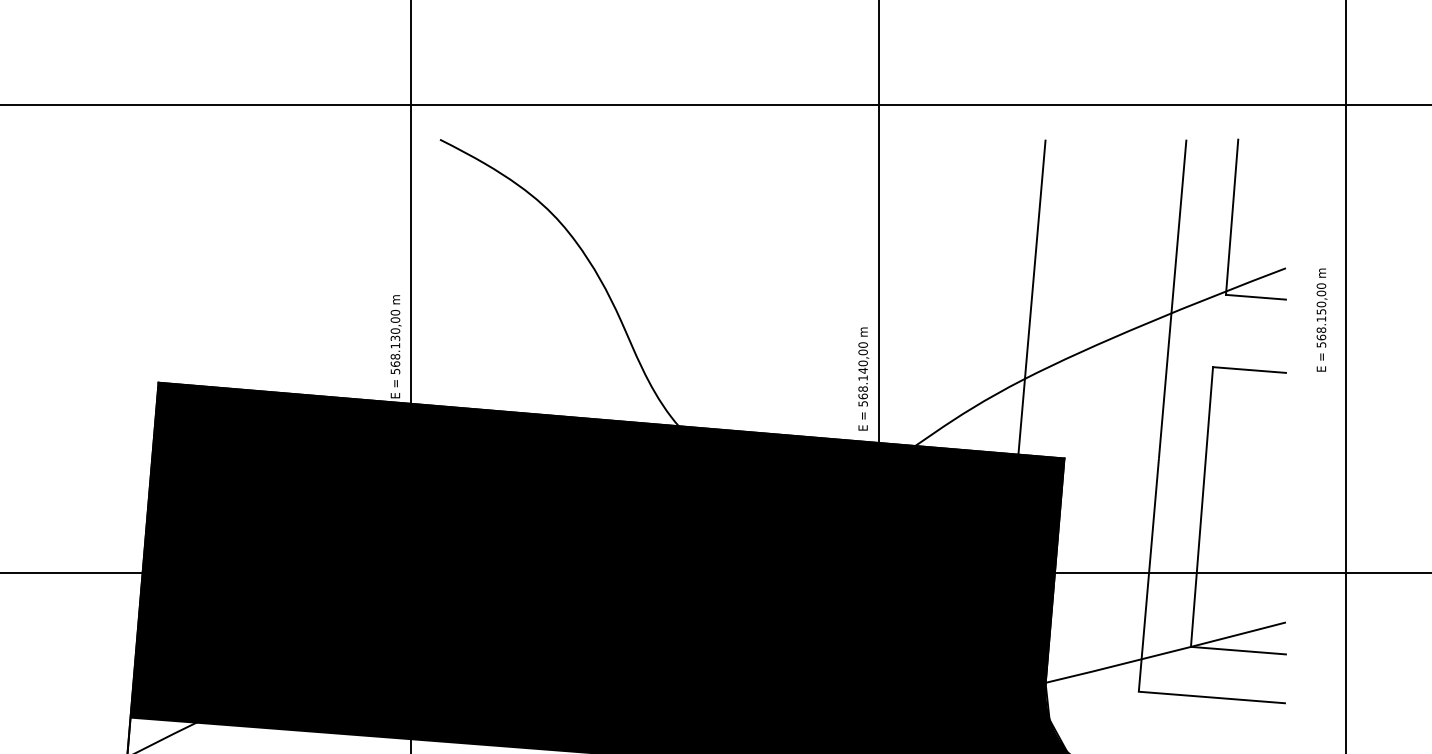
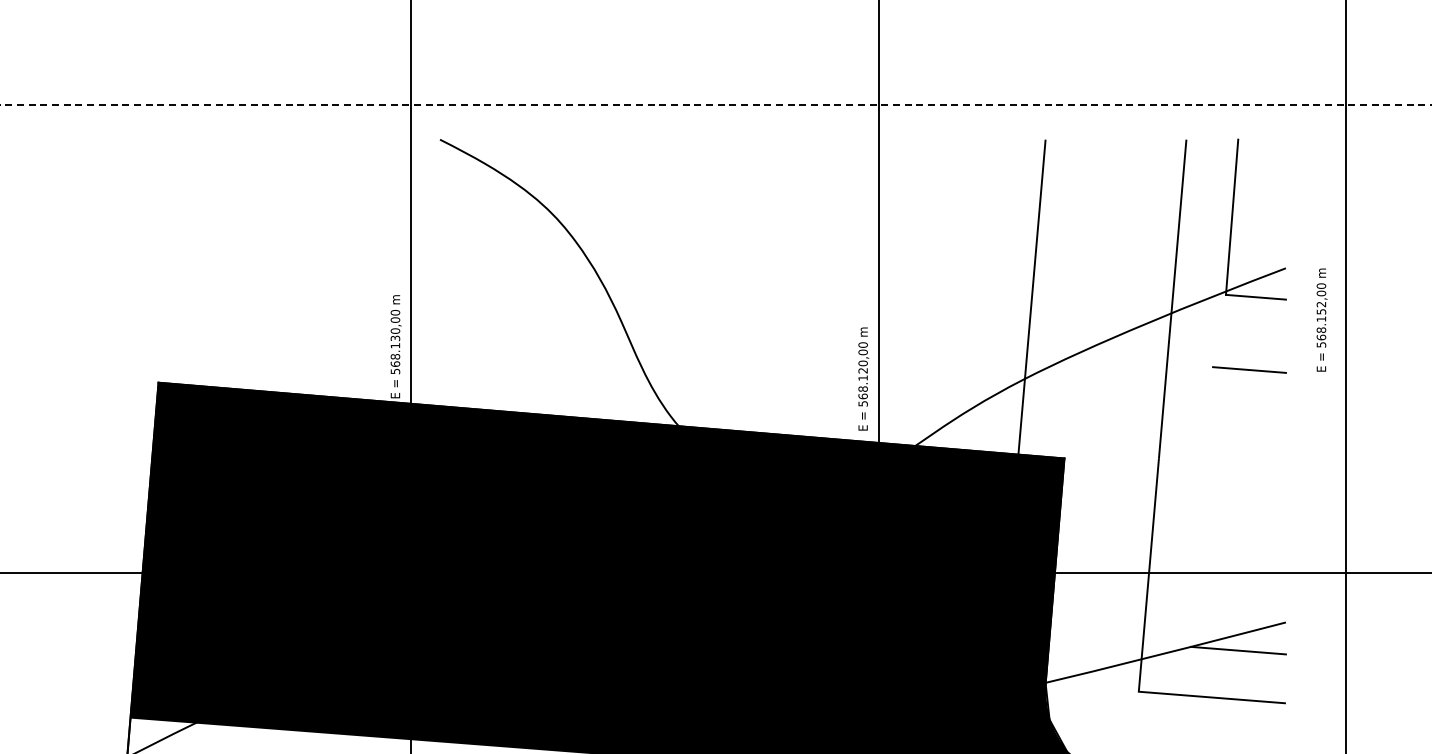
line: solid -> dashed (715, 105)
text: 568.150,00 -> 568.152,00 (1321, 304)
text: 568.140,00 -> 568.120,00 (862, 370)
line: present -> none (1201, 506)
